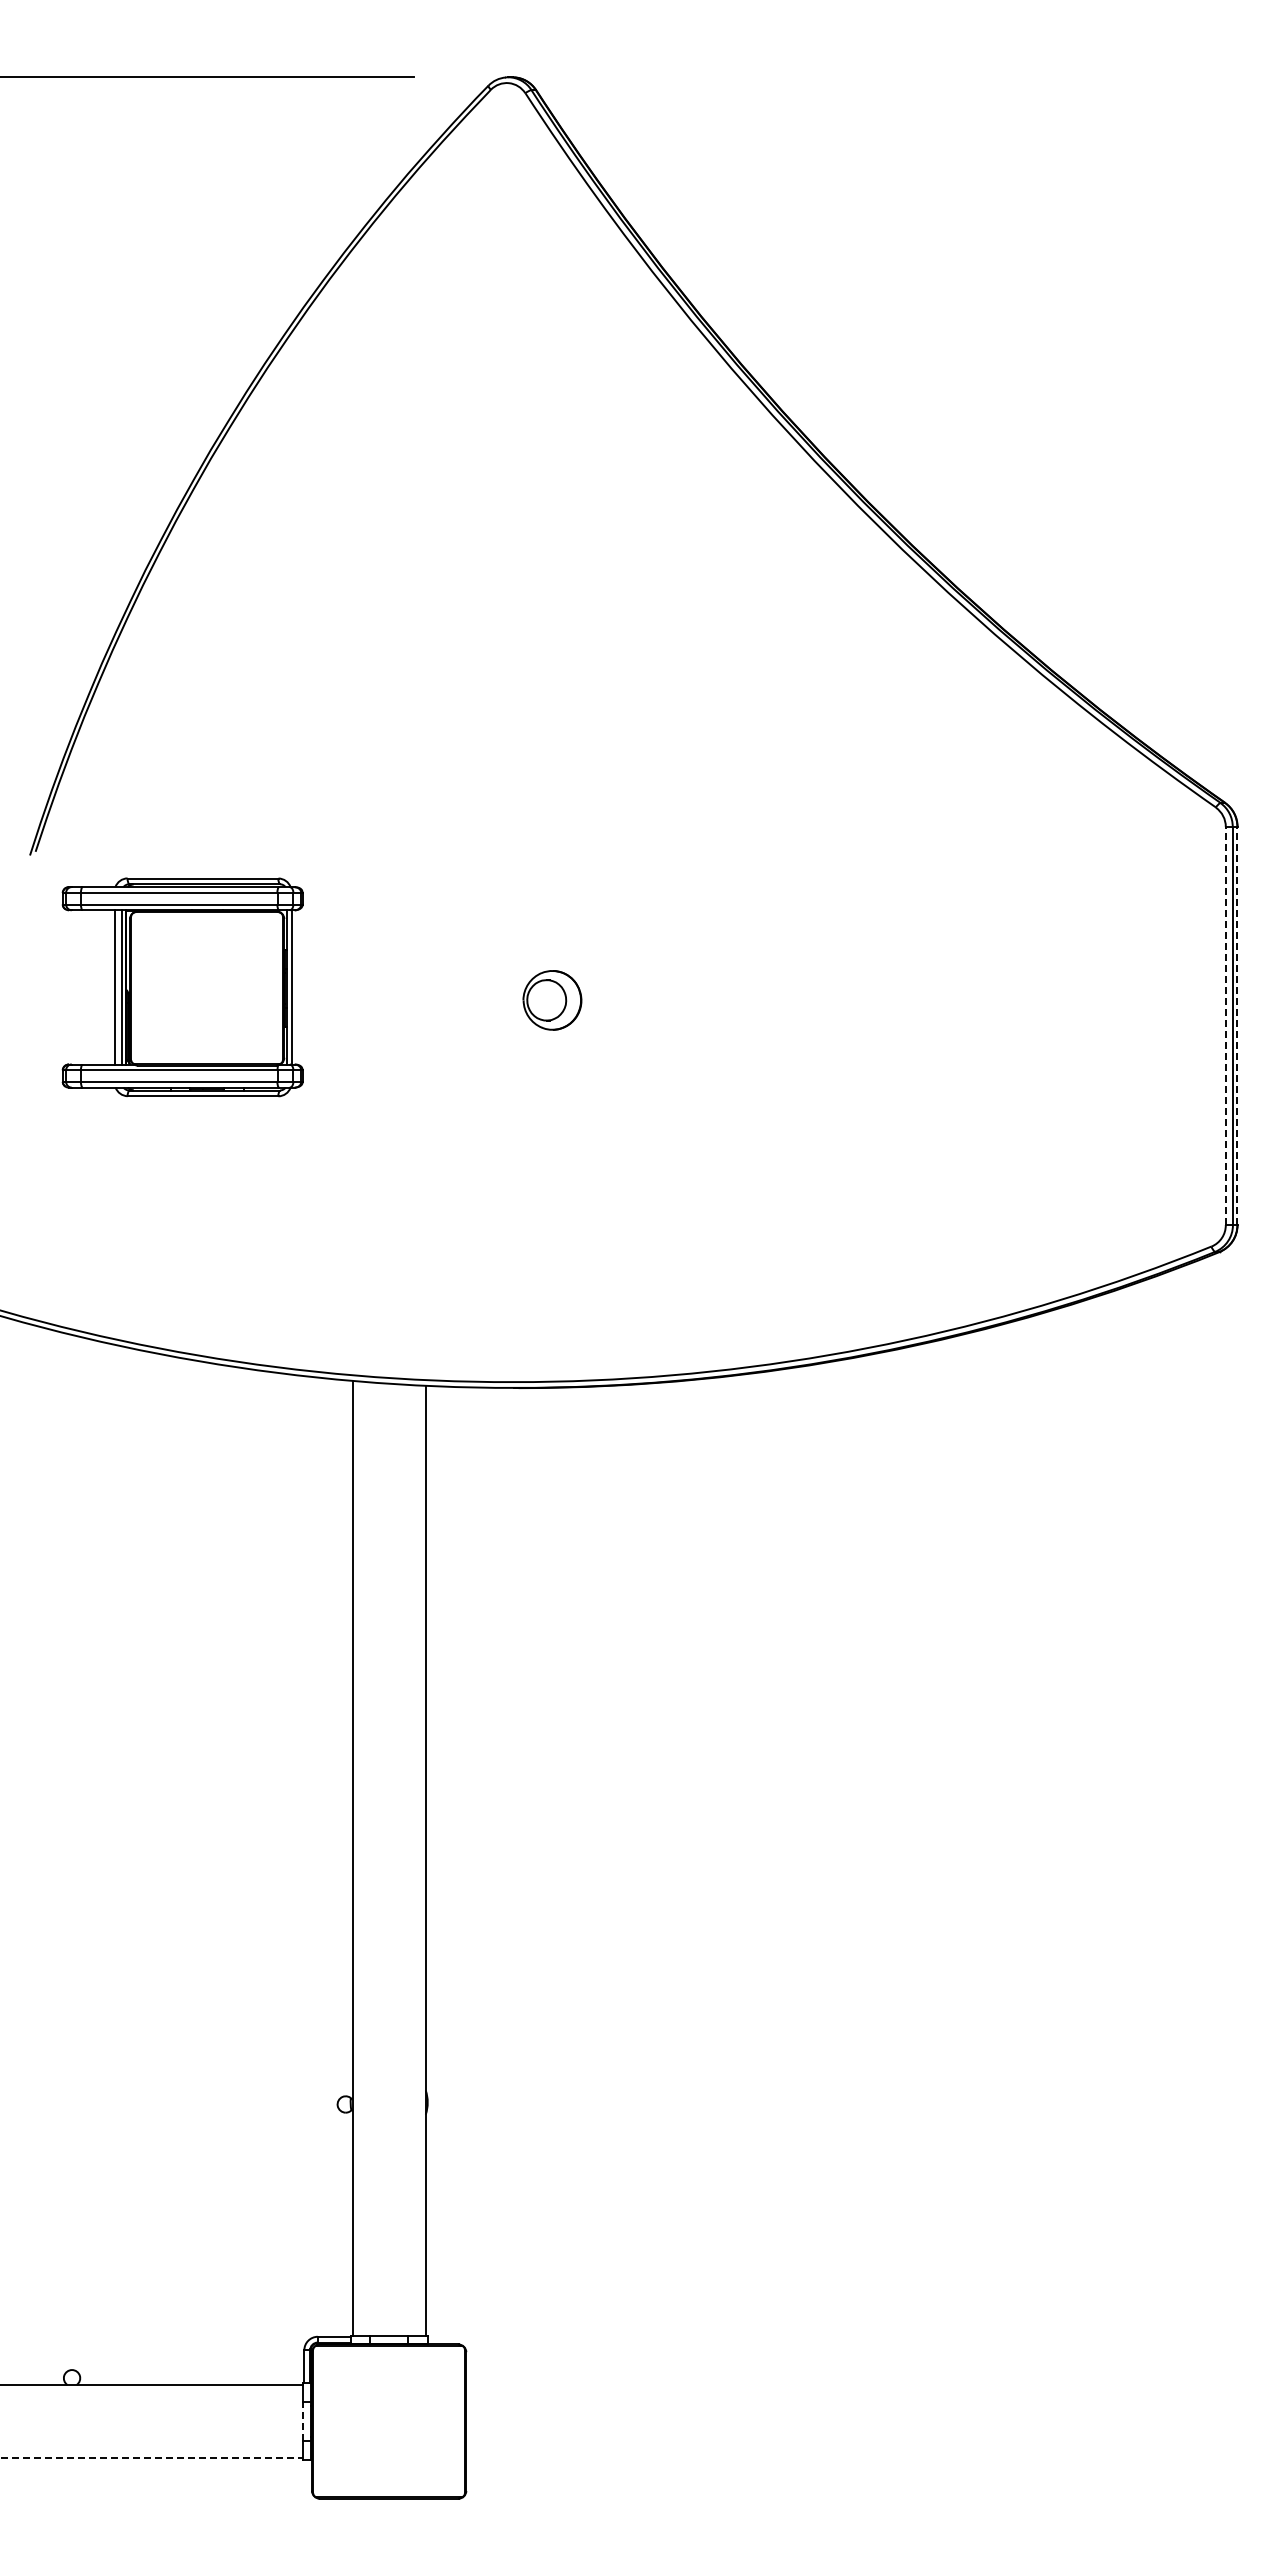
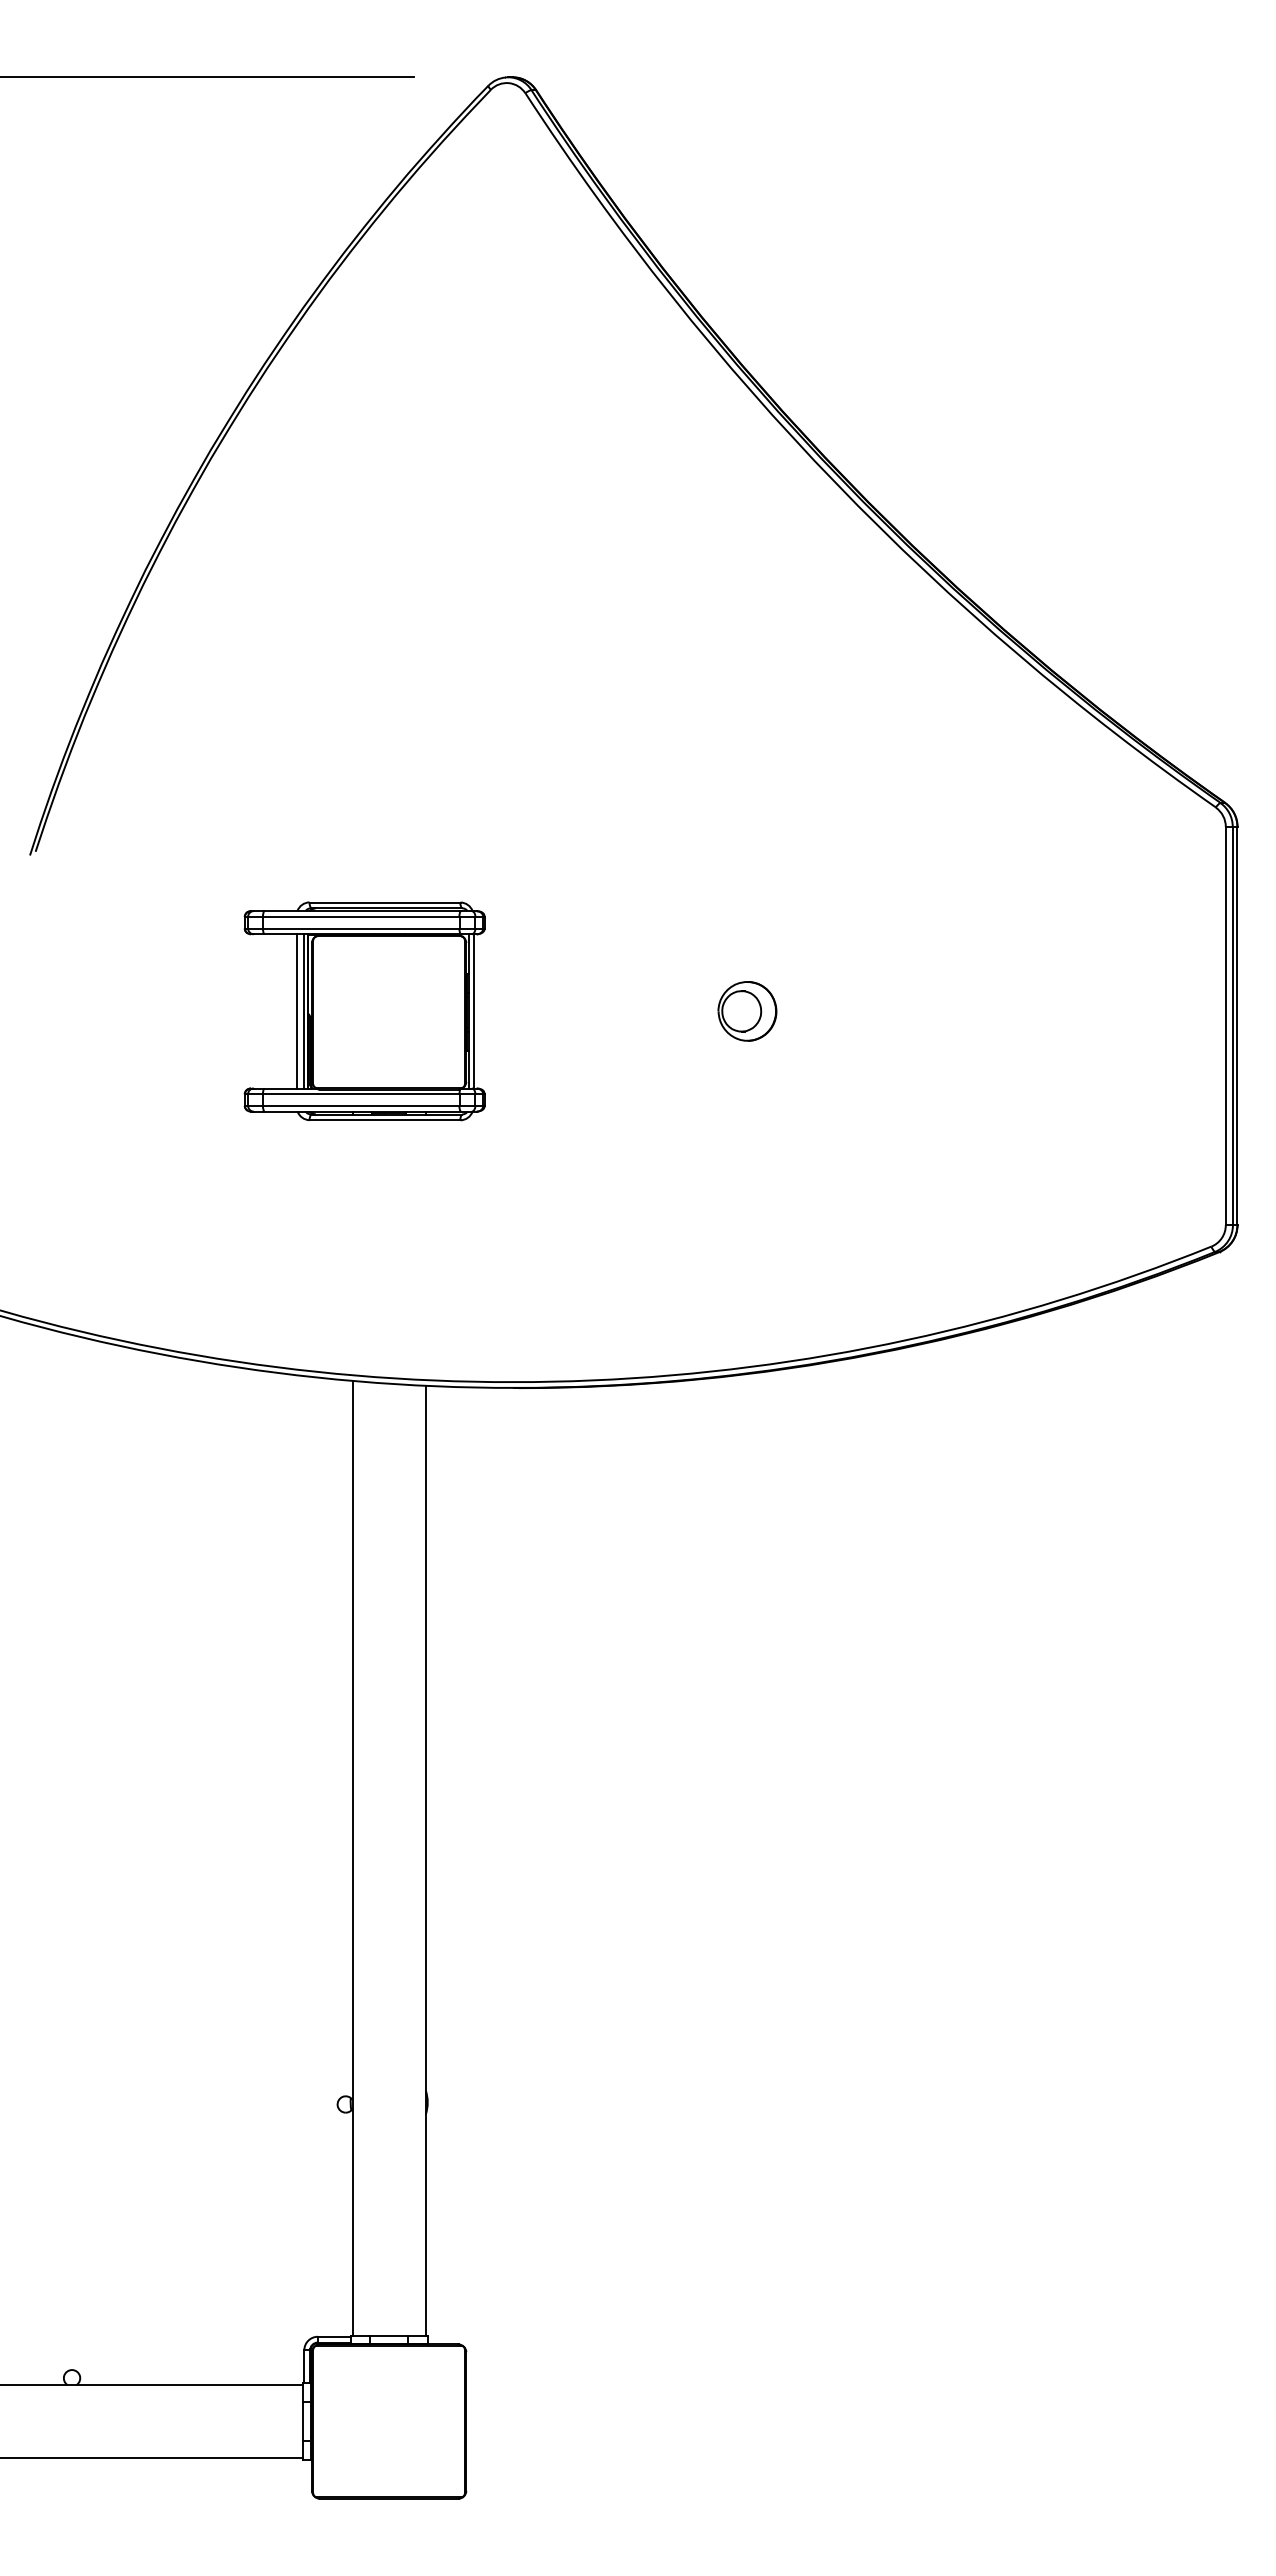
part position: (182, 987) -> (364, 1011) (364, 1011)
part position: (552, 1000) -> (747, 1011) (747, 1011)
line: dashed -> solid (1225, 1025)
line: dashed -> solid (1237, 1025)
line: dashed -> solid (303, 2421)
line: dashed -> solid (152, 2458)
